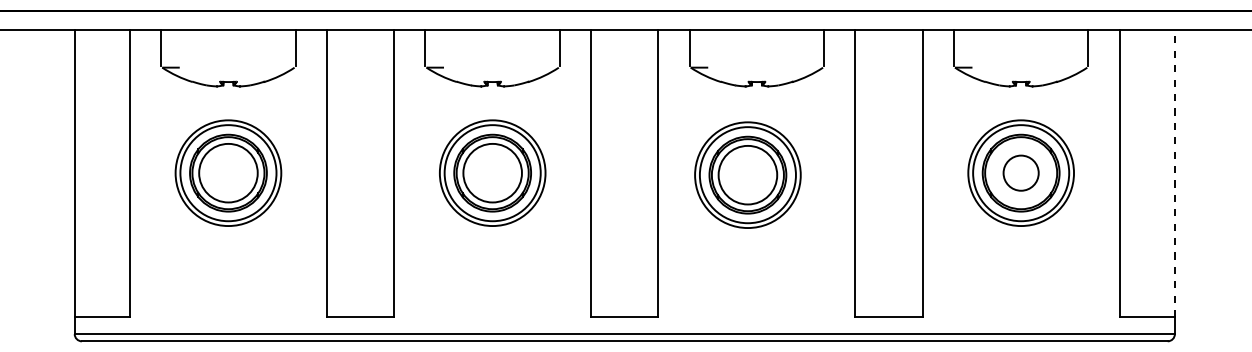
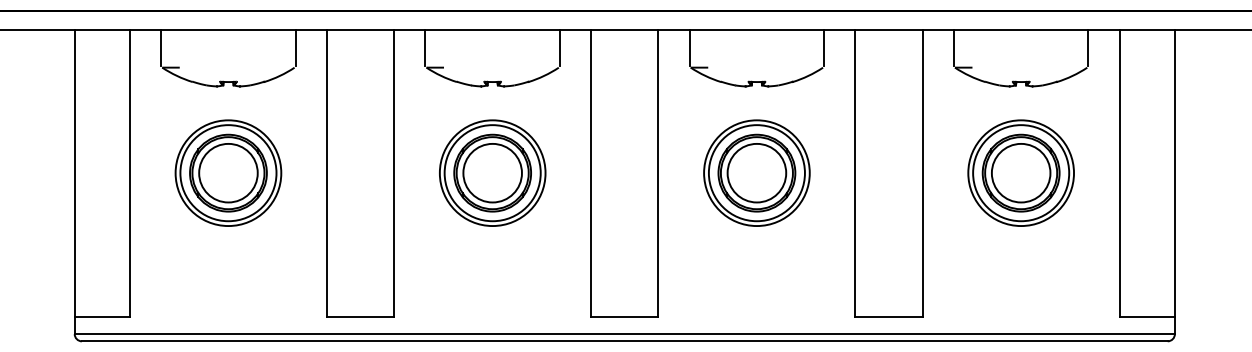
circle diameter: 35 px -> 59 px (1020, 172)
line: dashed -> solid (1174, 173)
part position: (747, 174) -> (756, 172) (756, 172)
